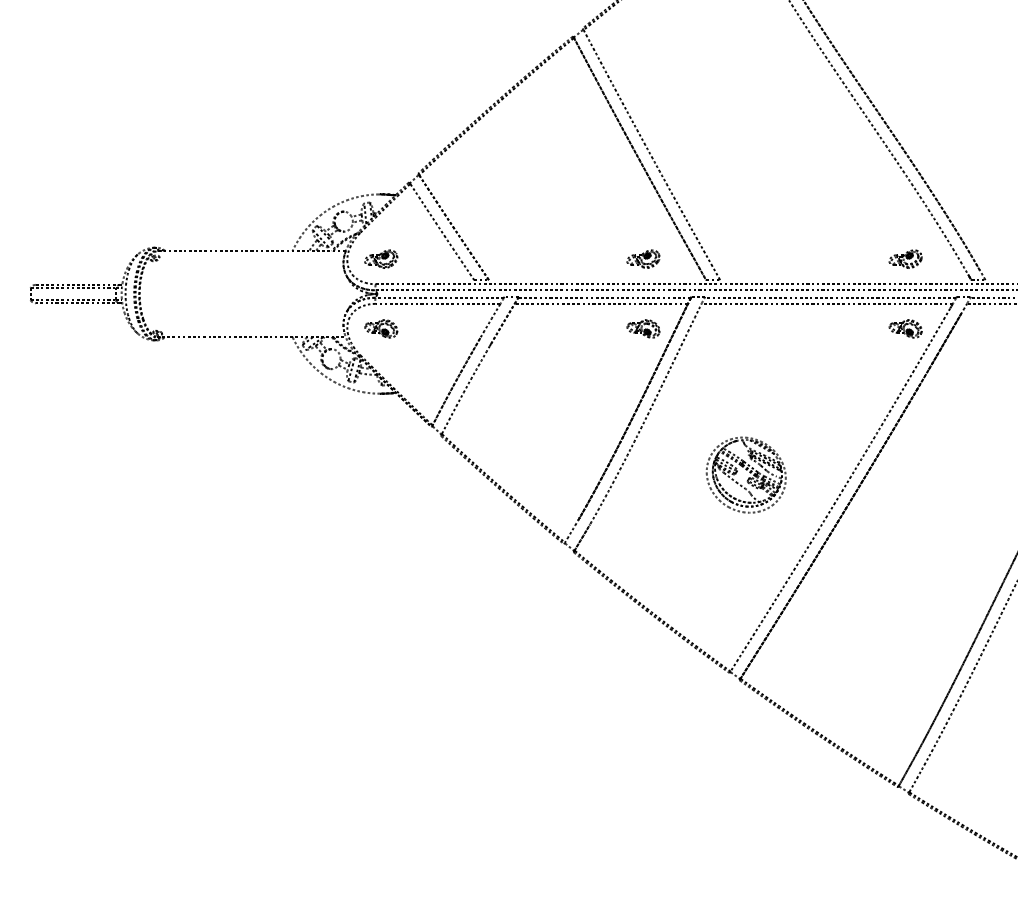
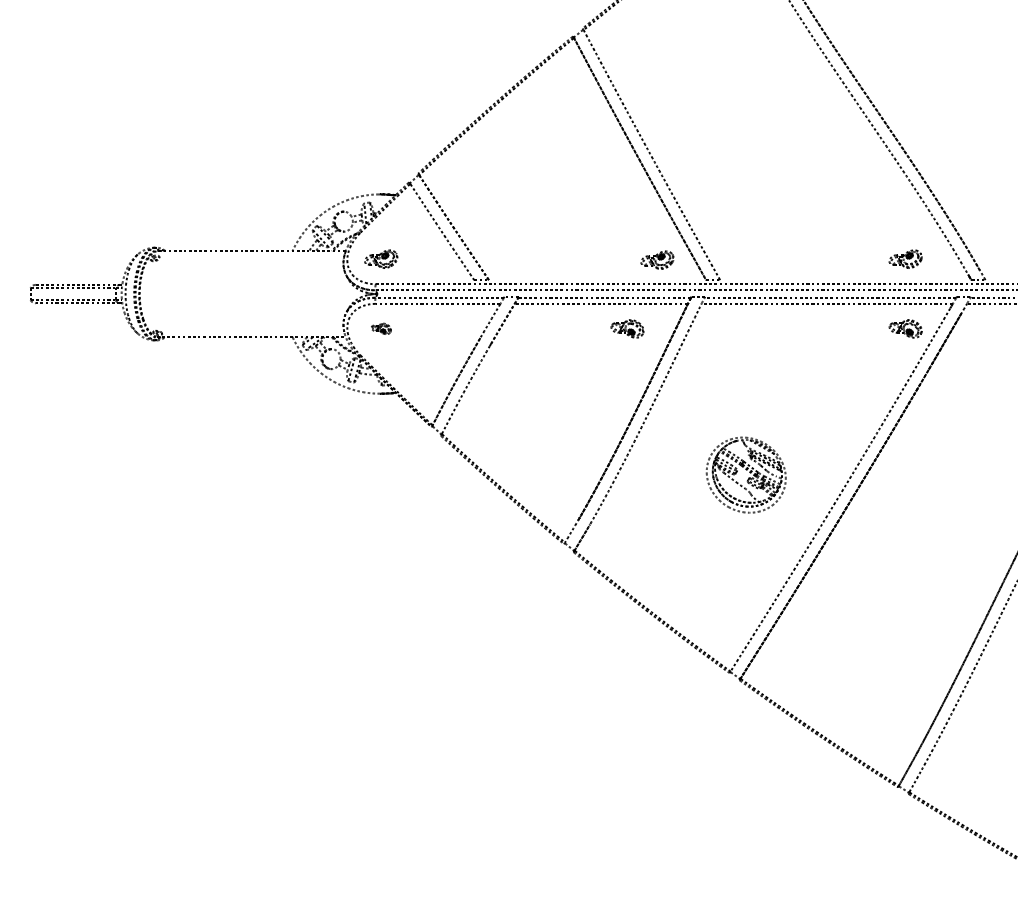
part position: (643, 258) -> (657, 259) (657, 259)
part size: 35x20 px -> 21x13 px (381, 328)
part position: (643, 328) -> (627, 328) (627, 328)
